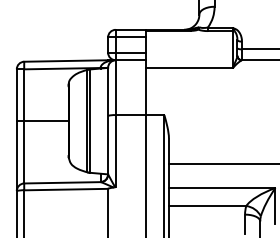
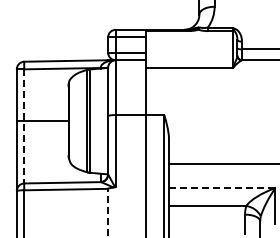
line: solid -> dashed (24, 126)
line: solid -> dashed (222, 188)
line: solid -> dashed (108, 212)
